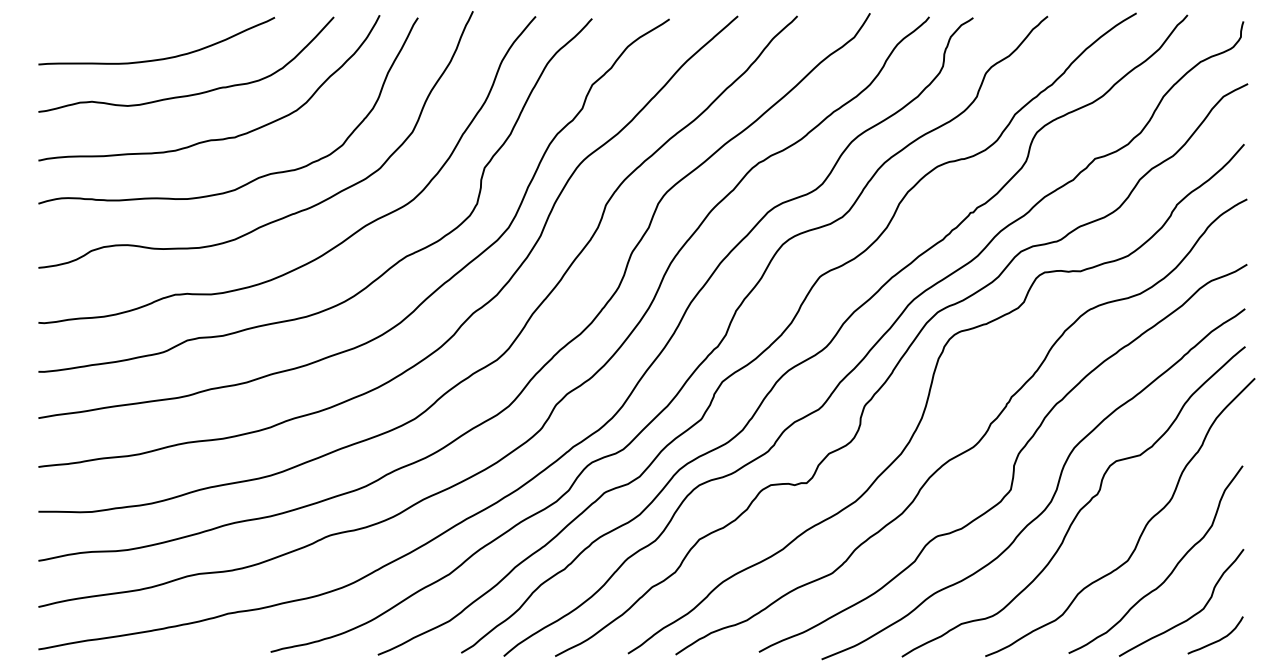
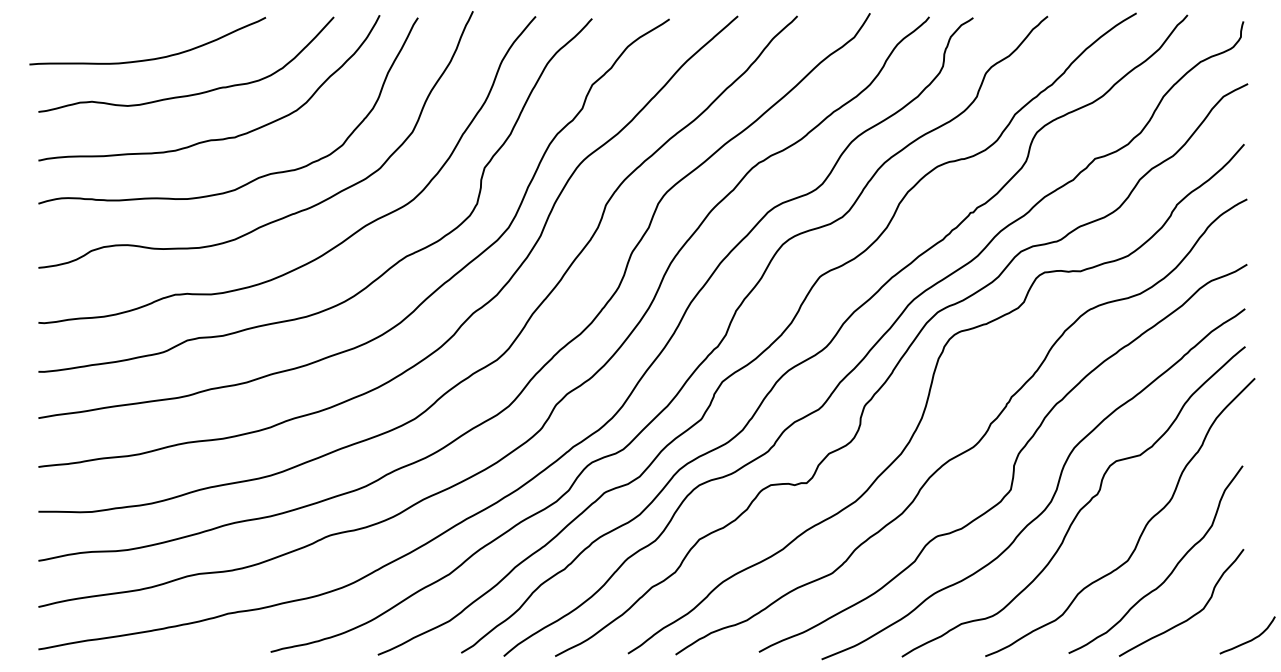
curve position: (159, 58) -> (150, 58) (150, 58)
curve position: (1218, 639) -> (1250, 639) (1250, 639)
